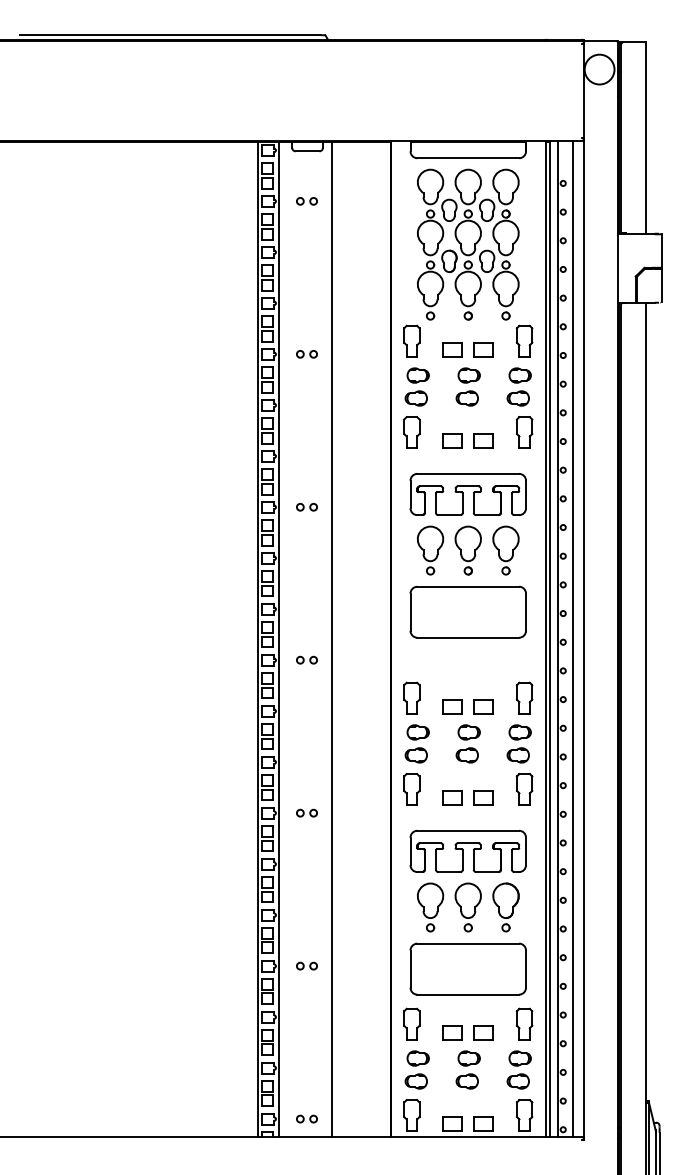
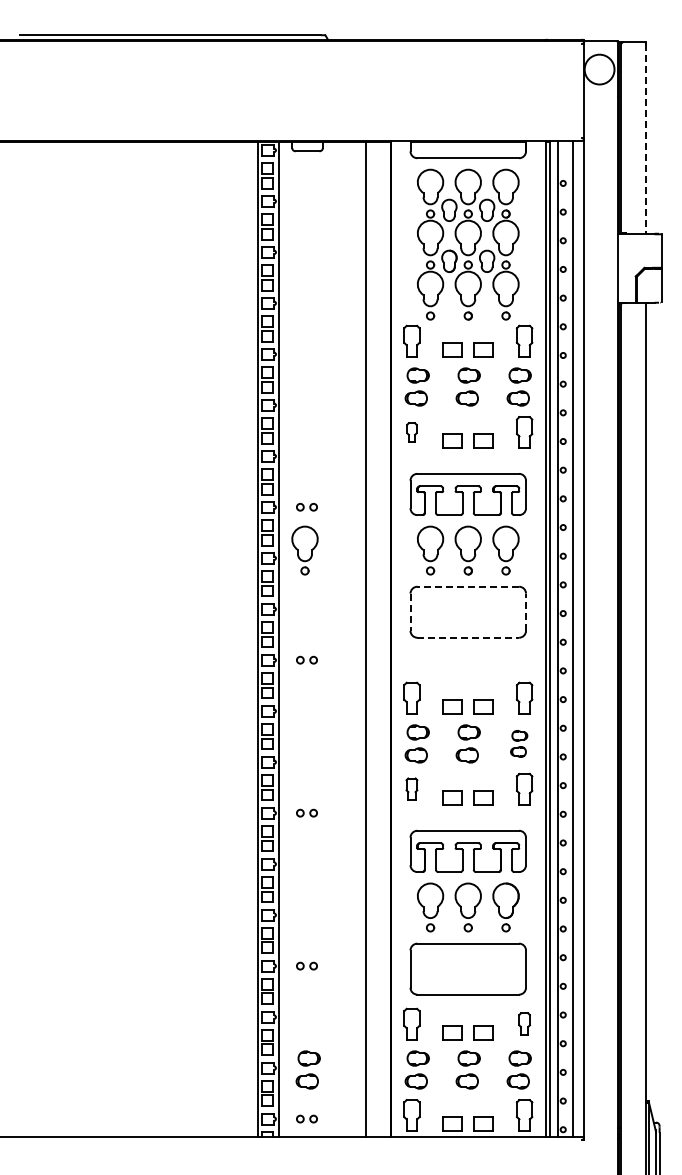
line: solid -> dashed (646, 138)
part: present -> none (306, 201)
part: present -> none (306, 354)
part size: 18x33 px -> 12x21 px (411, 432)
part: none -> present (304, 550)
line: solid -> dashed (468, 586)
line: solid -> dashed (410, 612)
line: solid -> dashed (526, 612)
line: solid -> dashed (468, 637)
line position: (331, 639) -> (365, 639) (365, 639)
part size: 26x40 px -> 19x28 px (519, 743)
part size: 18x34 px -> 14x24 px (411, 788)
part size: 19x34 px -> 13x24 px (524, 1023)
part: none -> present (307, 1069)
